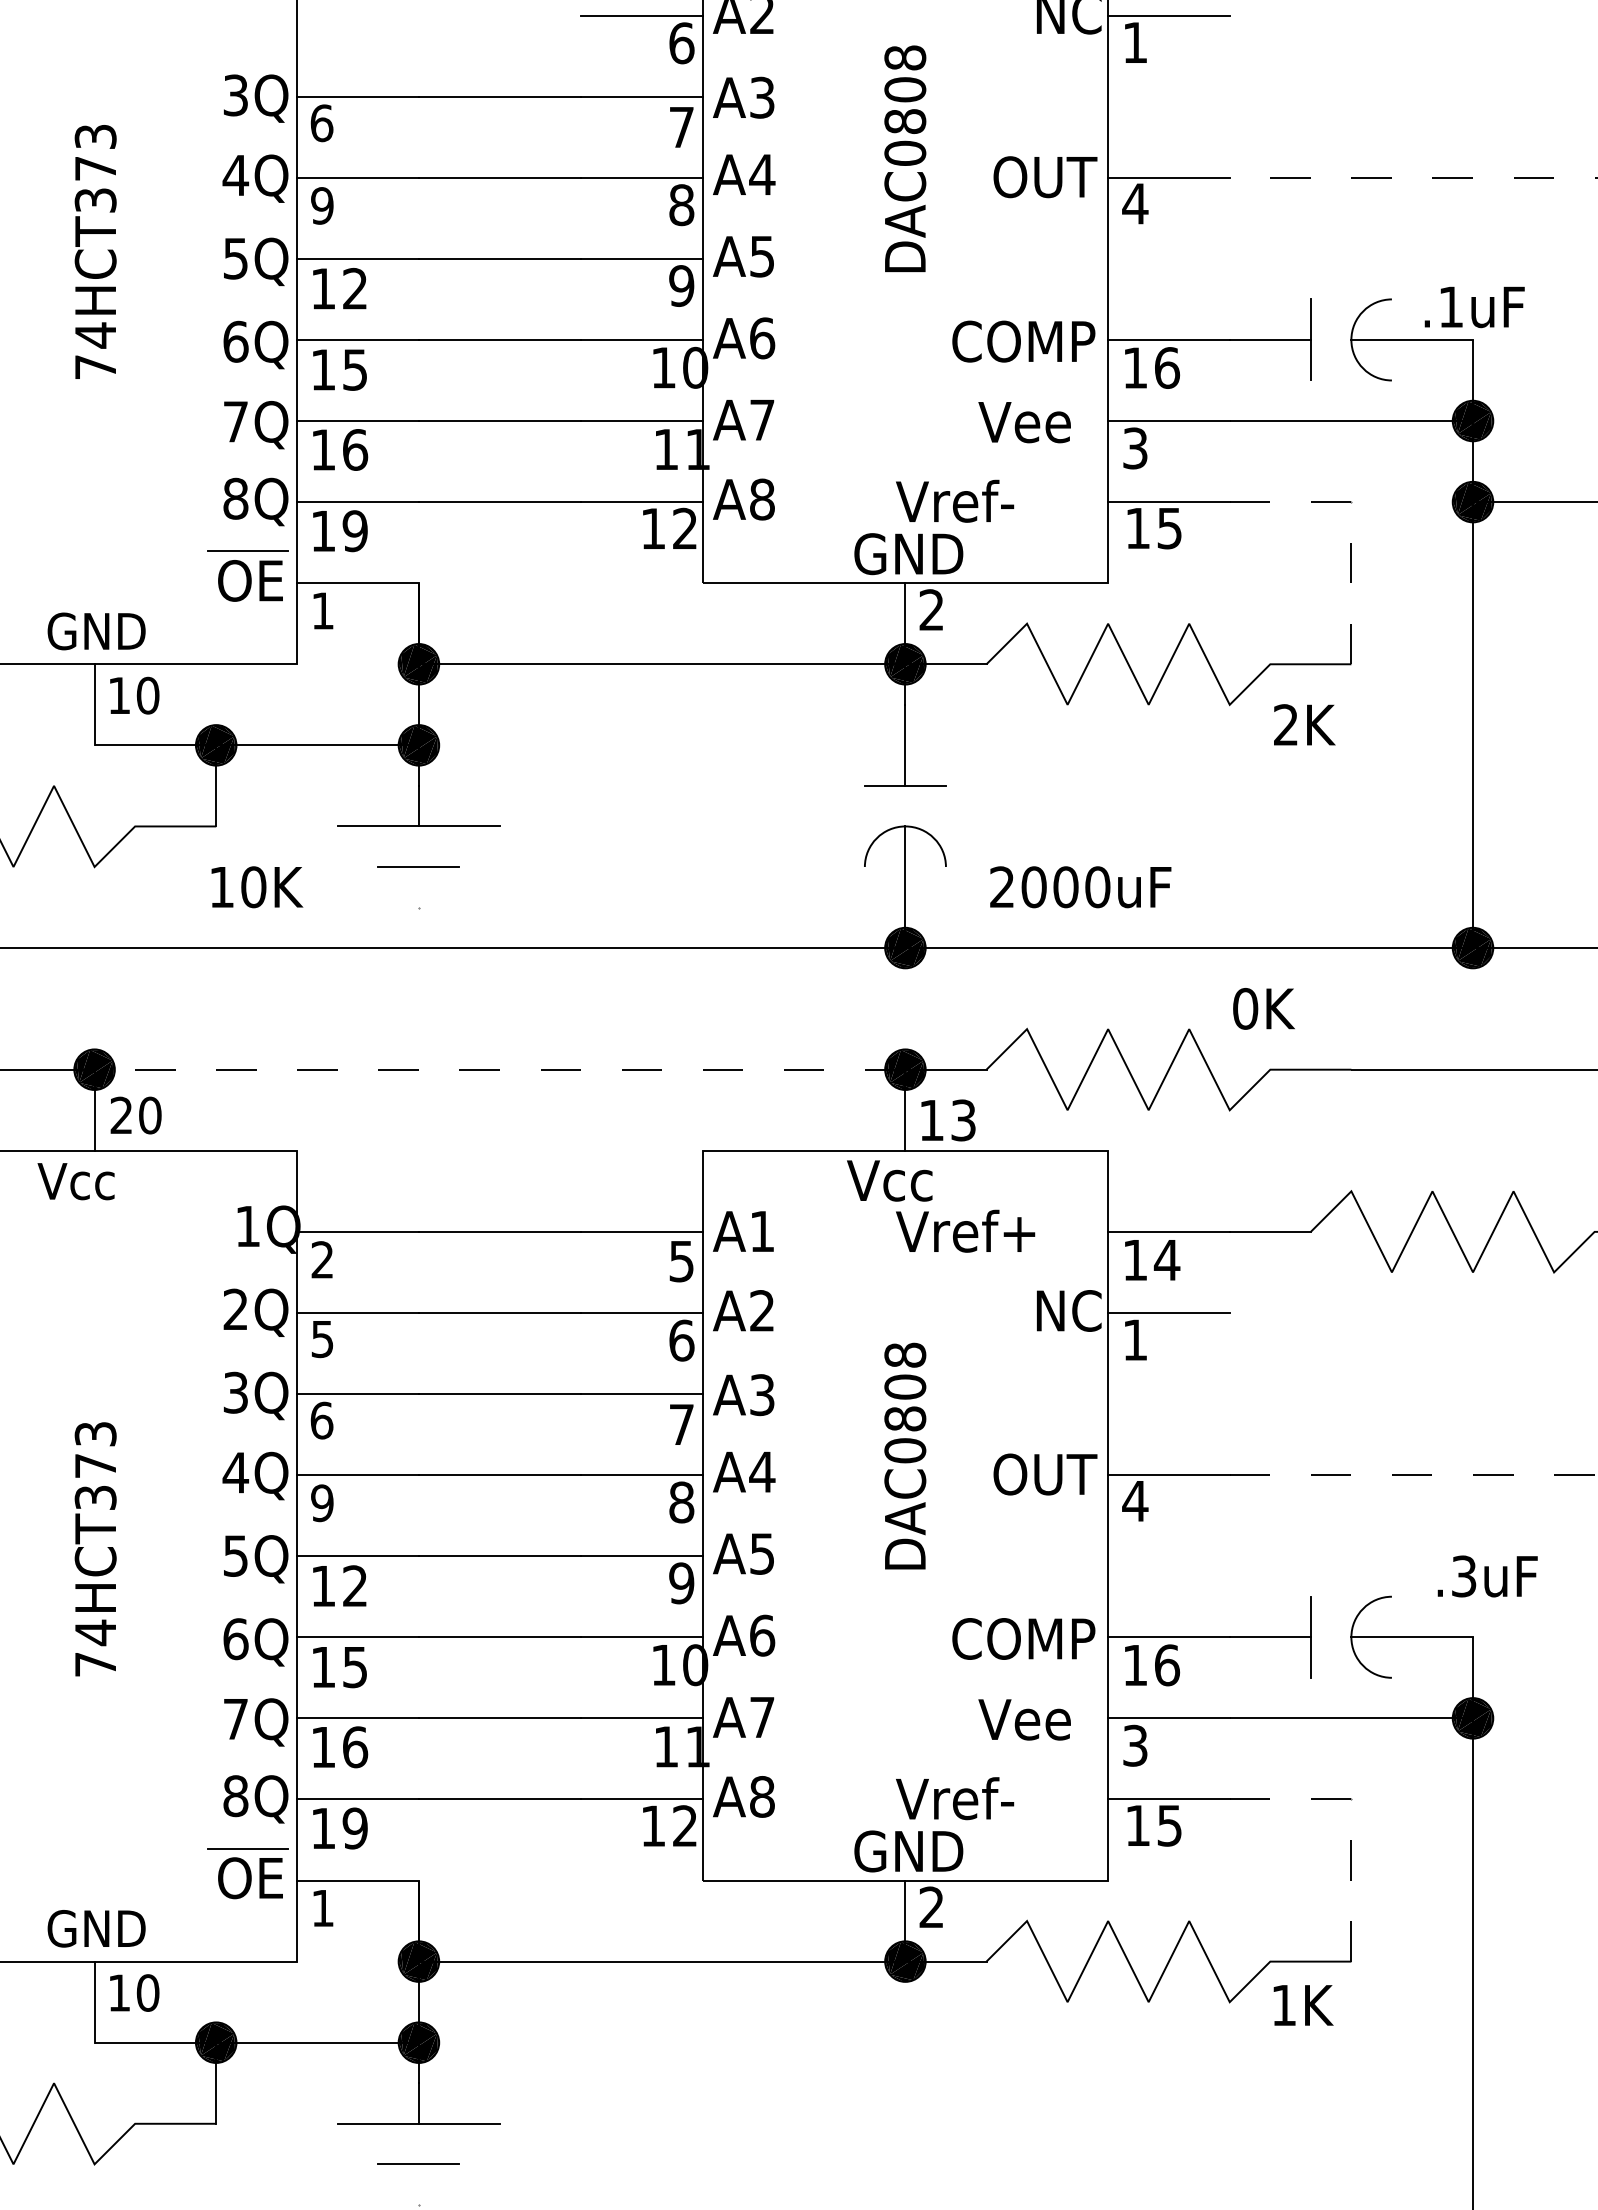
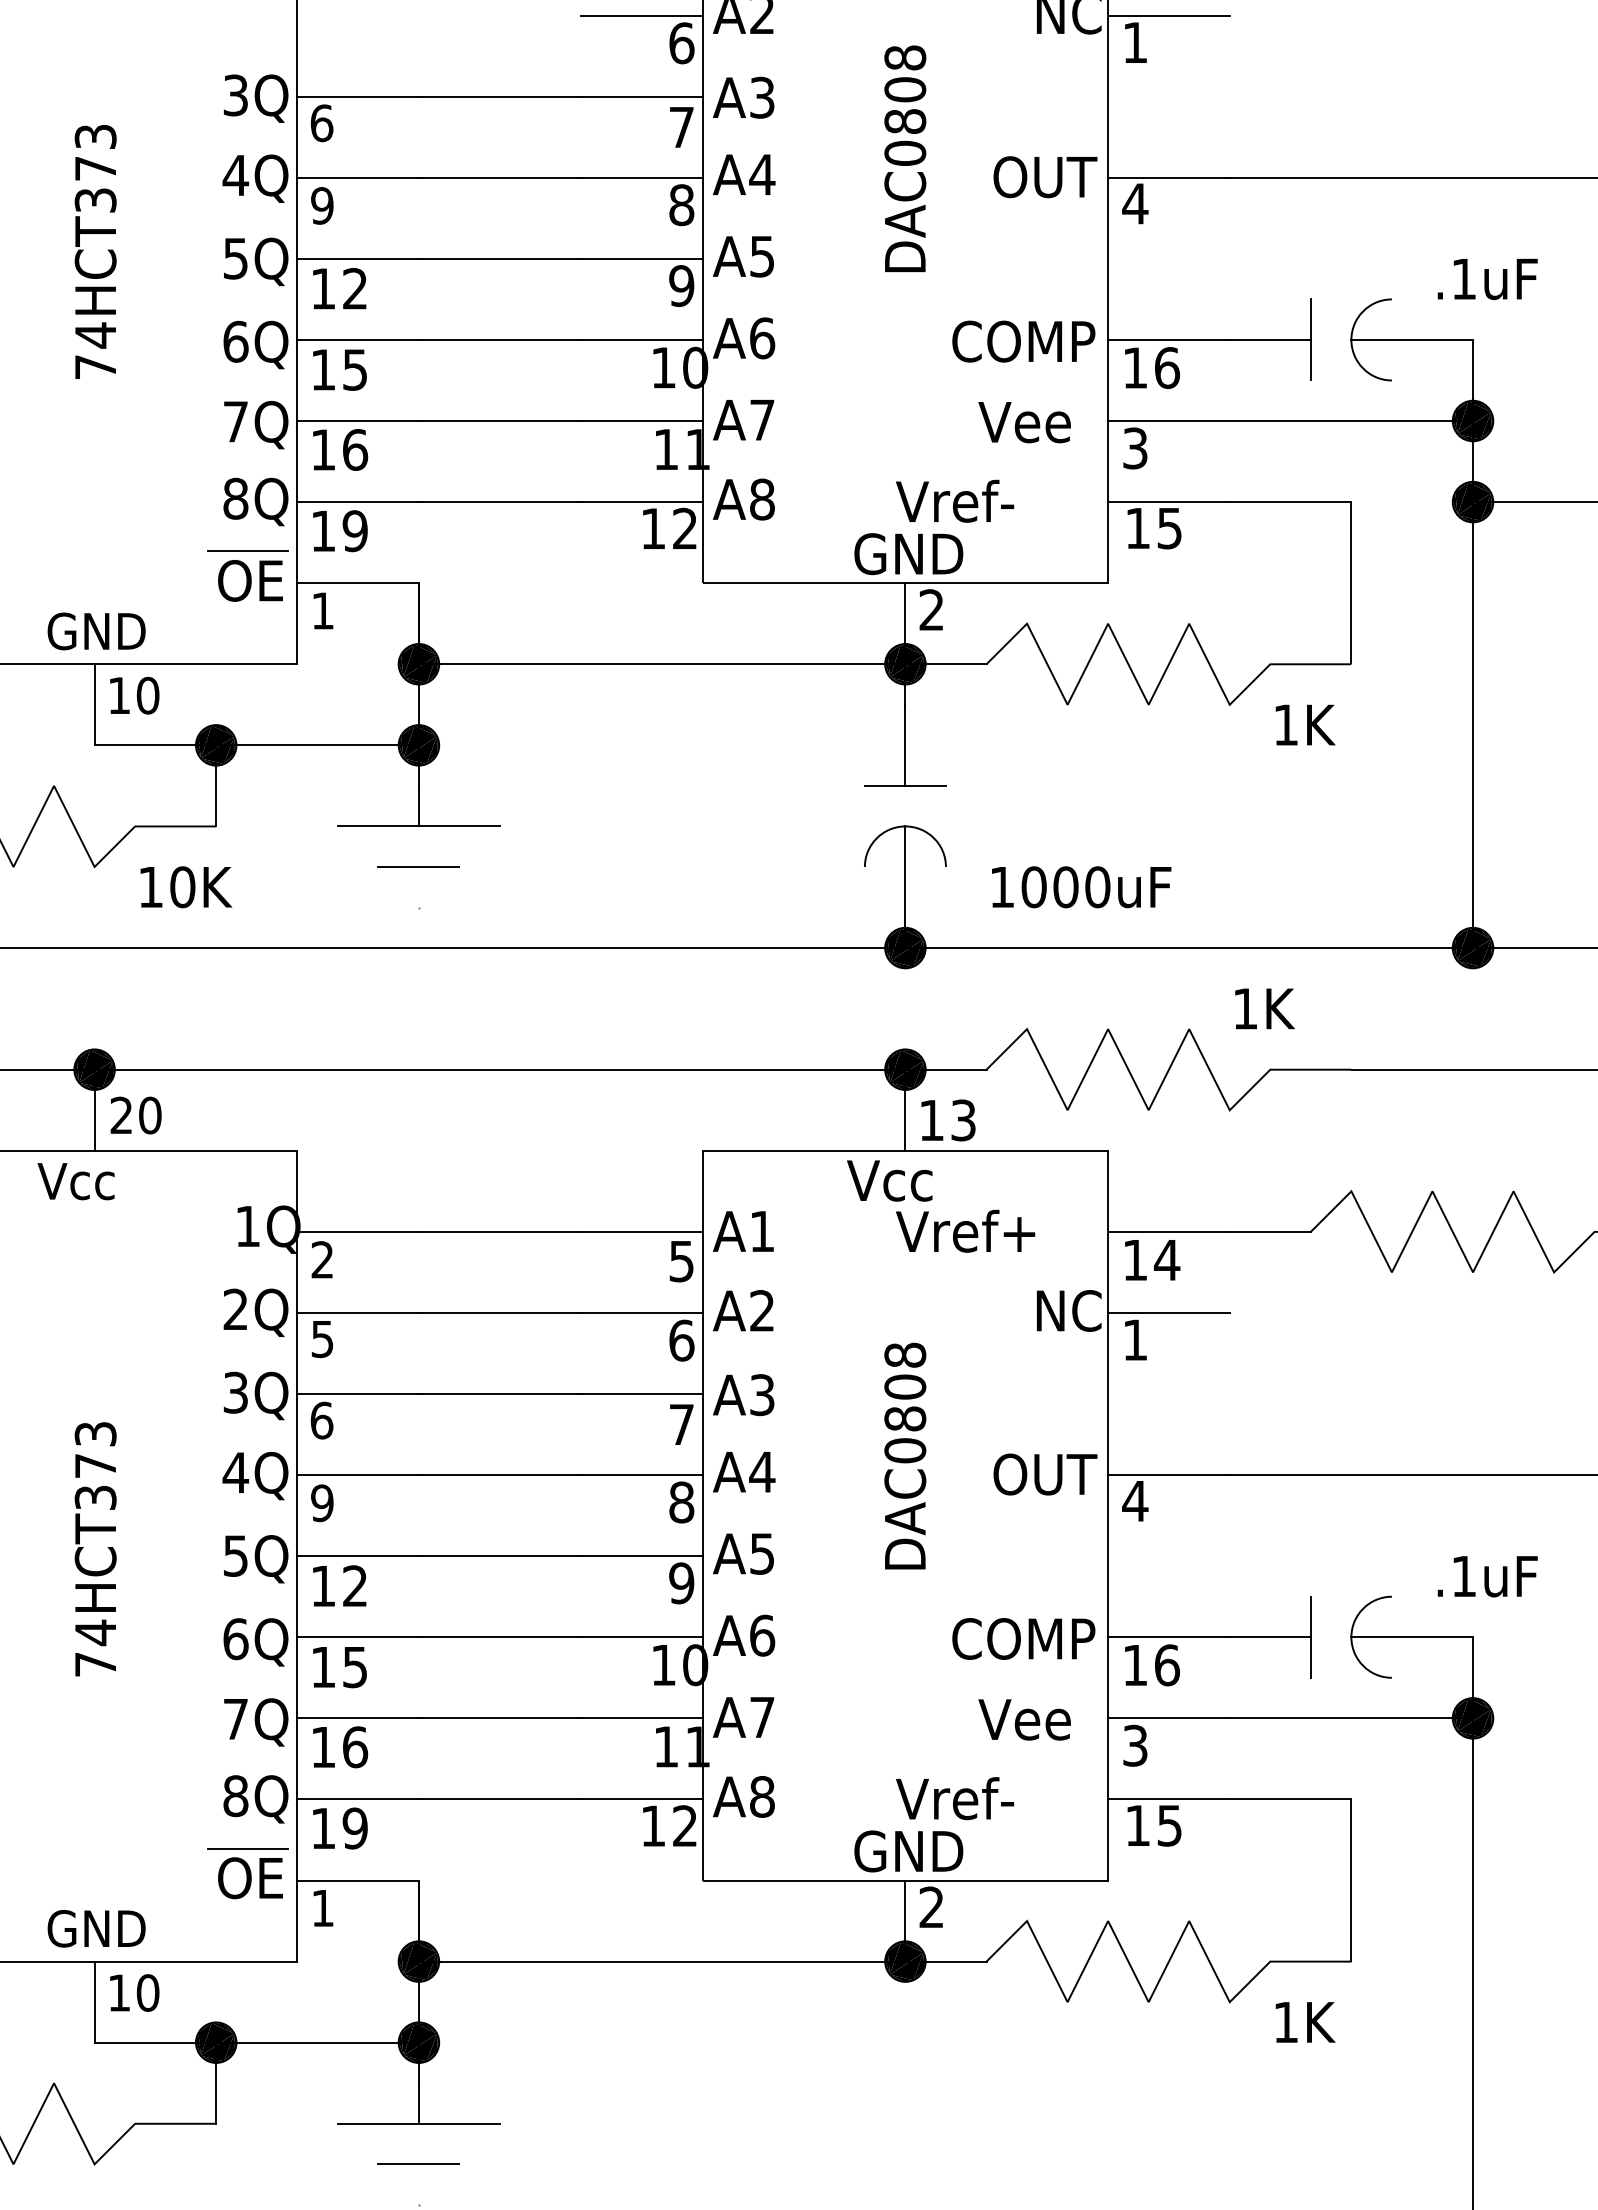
line: dashed -> solid (1413, 177)
text position: (1474, 307) -> (1487, 279) (1487, 279)
line: dashed -> solid (1351, 522)
text: 2K -> 1K (1285, 724)
text: 2000uF -> 1000uF (1001, 886)
text position: (257, 887) -> (186, 887) (186, 887)
text: 0K -> 1K (1245, 1008)
line: dashed -> solid (499, 1069)
line: dashed -> solid (1413, 1475)
text: .3uF -> .1uF (1464, 1576)
line: dashed -> solid (1351, 1819)
text position: (1303, 2005) -> (1305, 2022) (1305, 2022)
